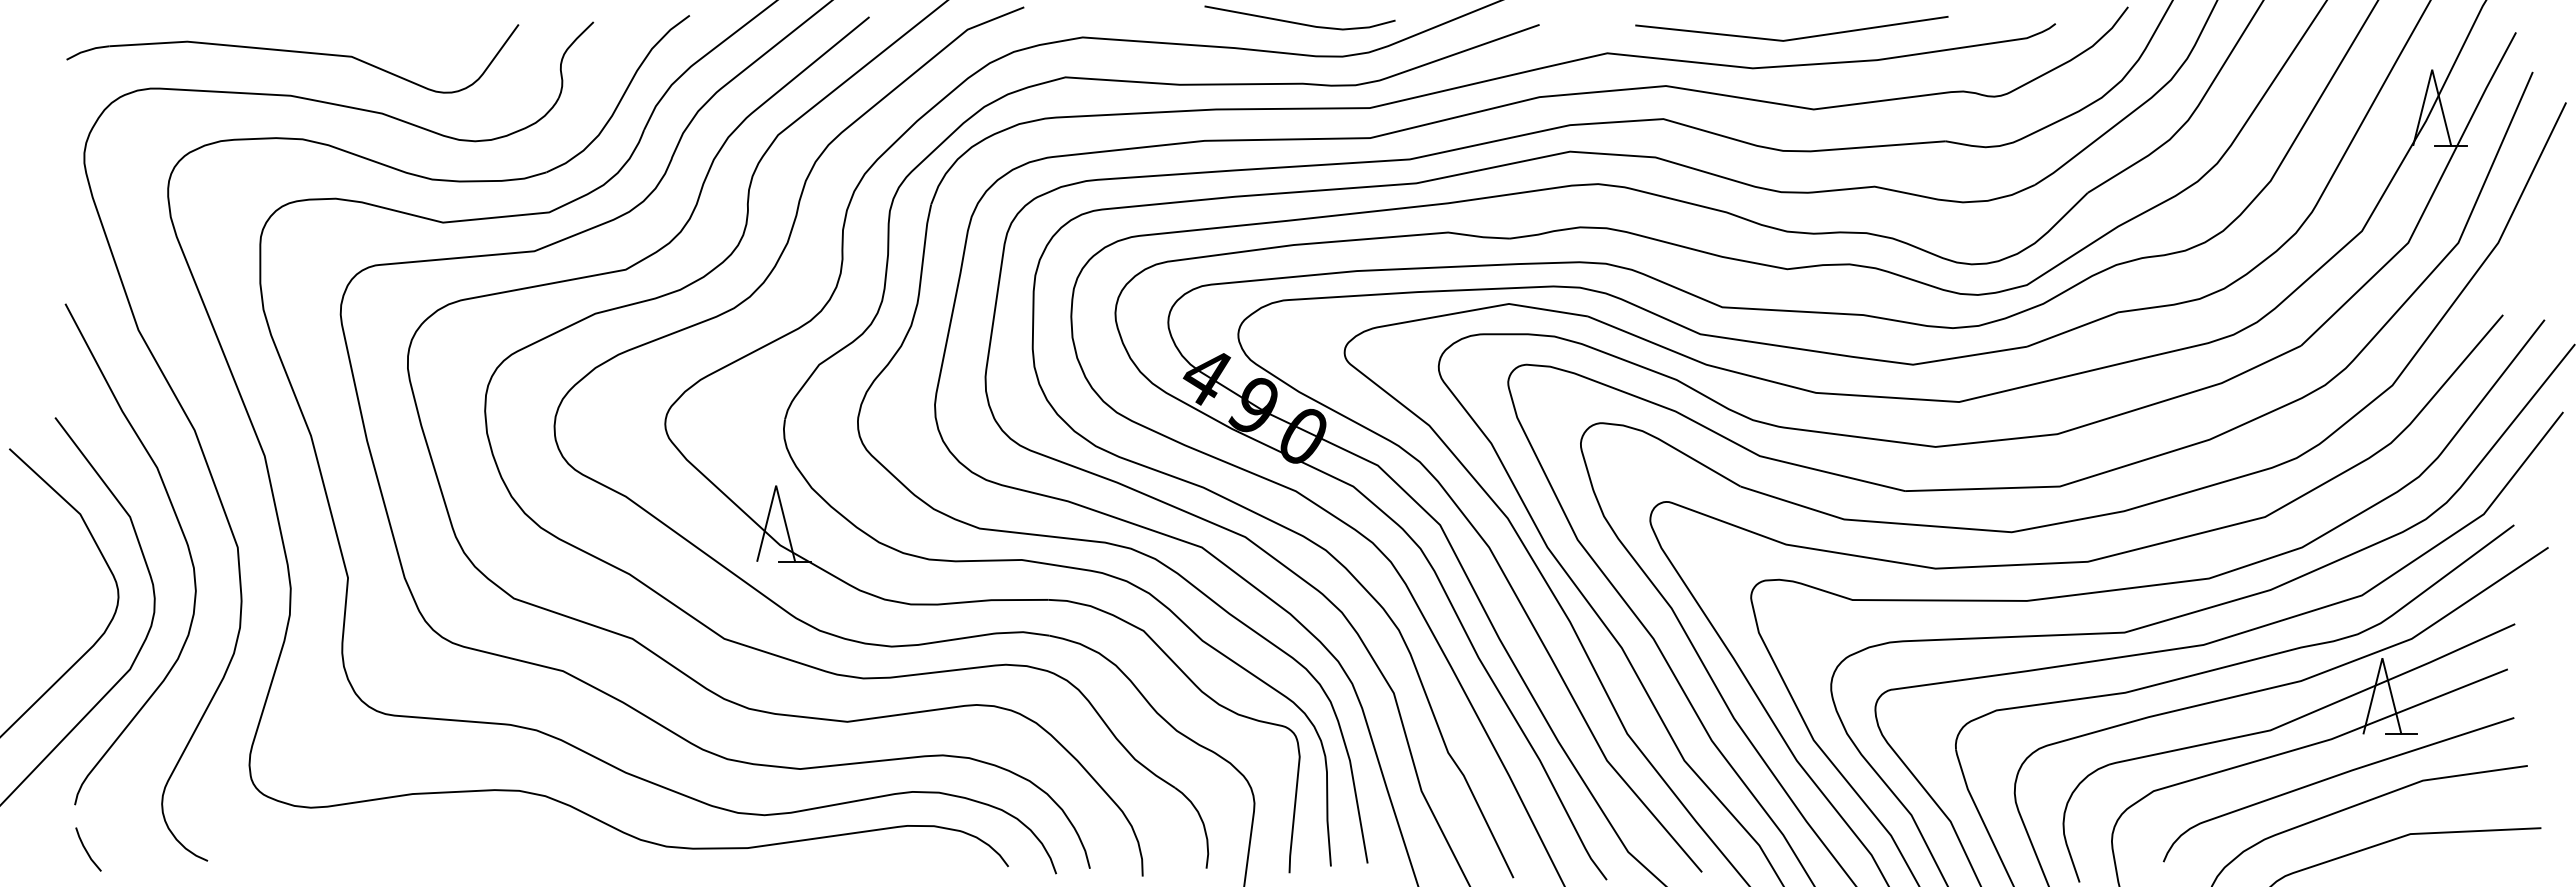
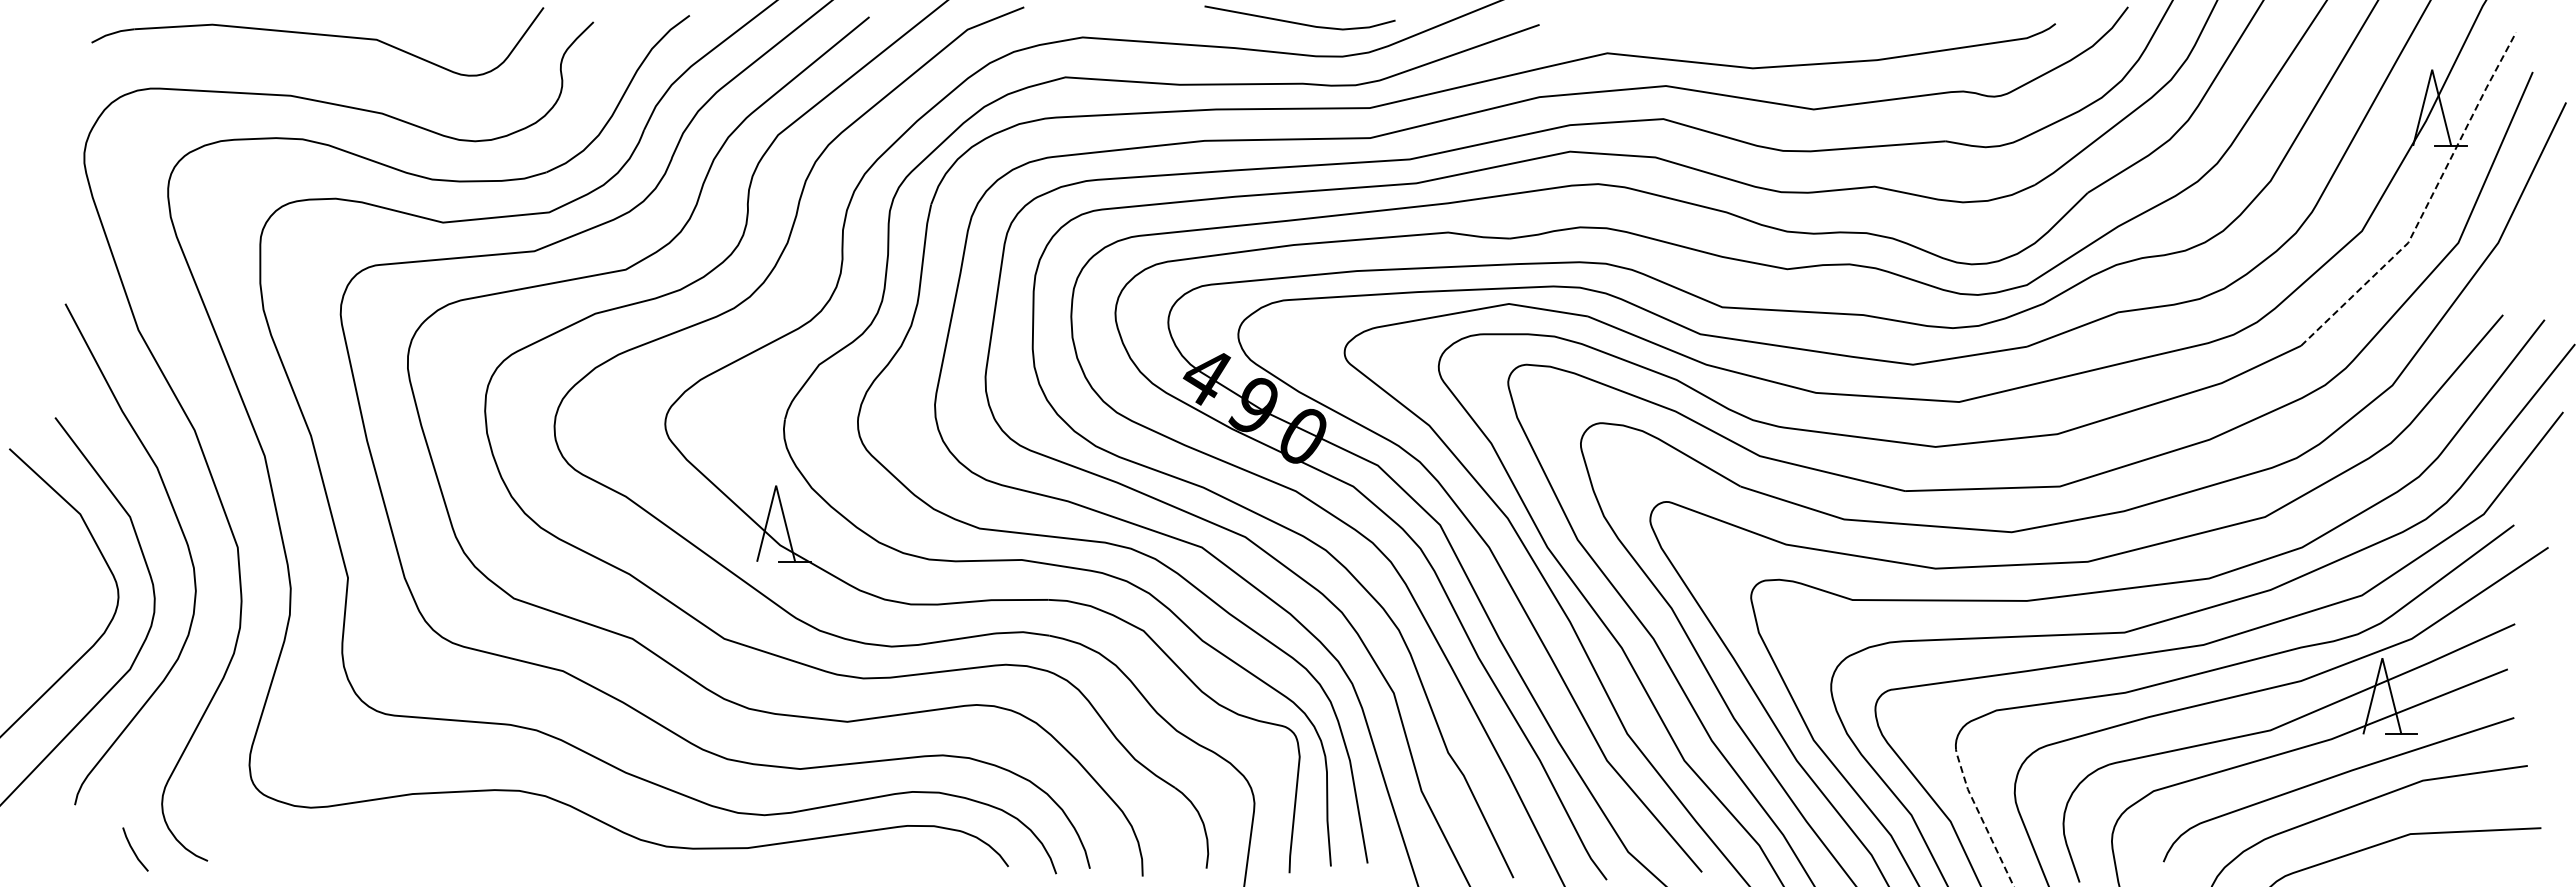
line: present -> none (1791, 38)
part position: (292, 58) -> (317, 41) (317, 41)
line: solid -> dashed (2428, 202)
line: solid -> dashed (1981, 818)
curve position: (87, 850) -> (134, 850) (134, 850)
